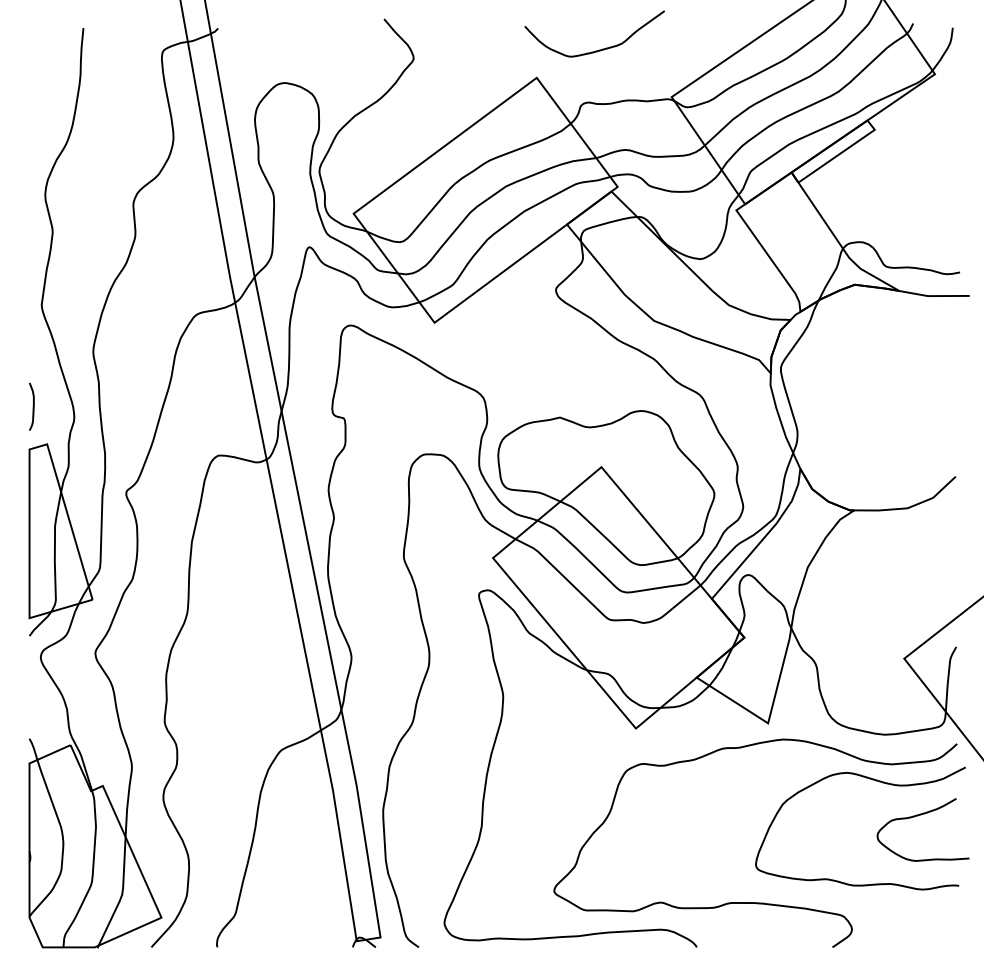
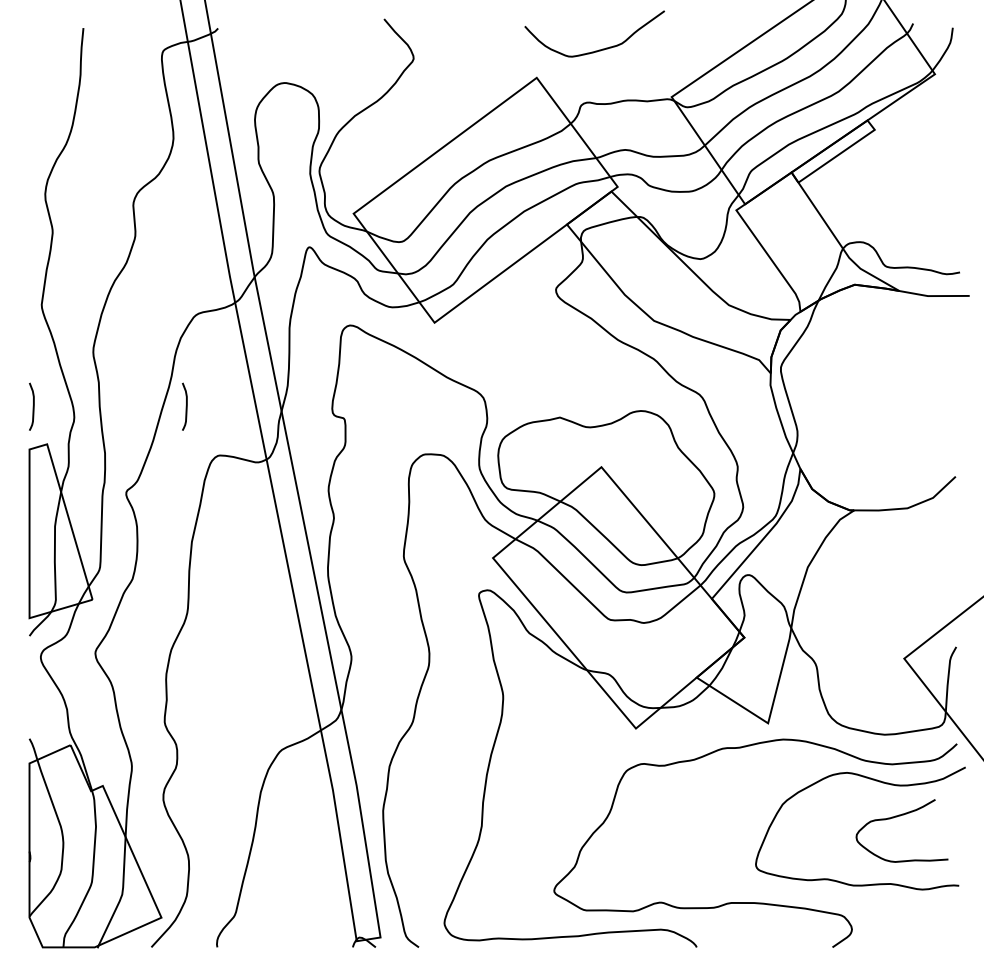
curve: none -> present (185, 406)
curve position: (918, 816) -> (897, 817) (897, 817)
